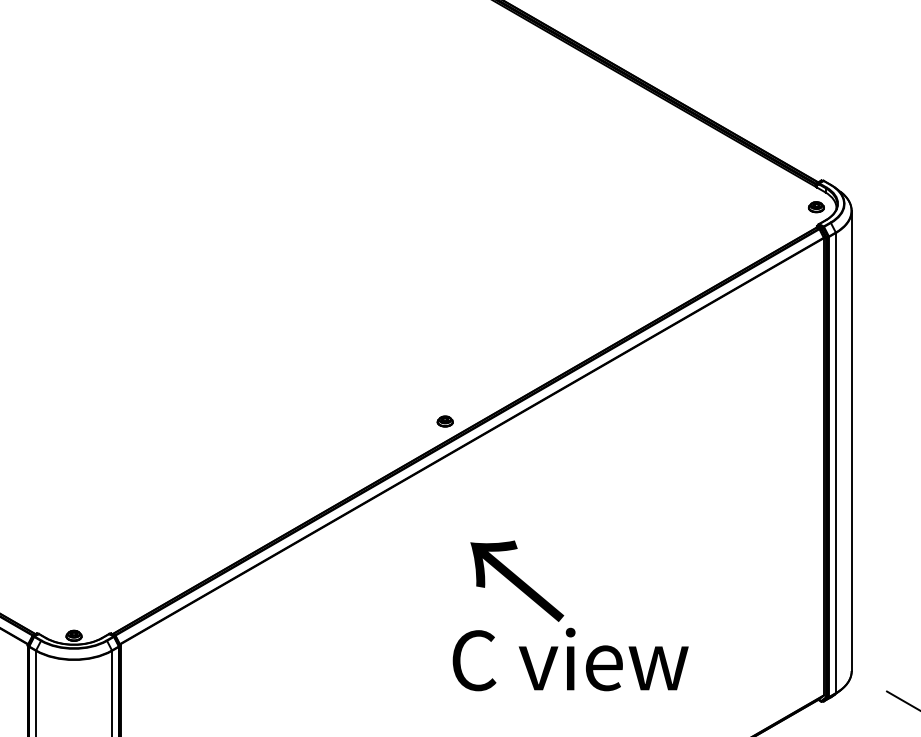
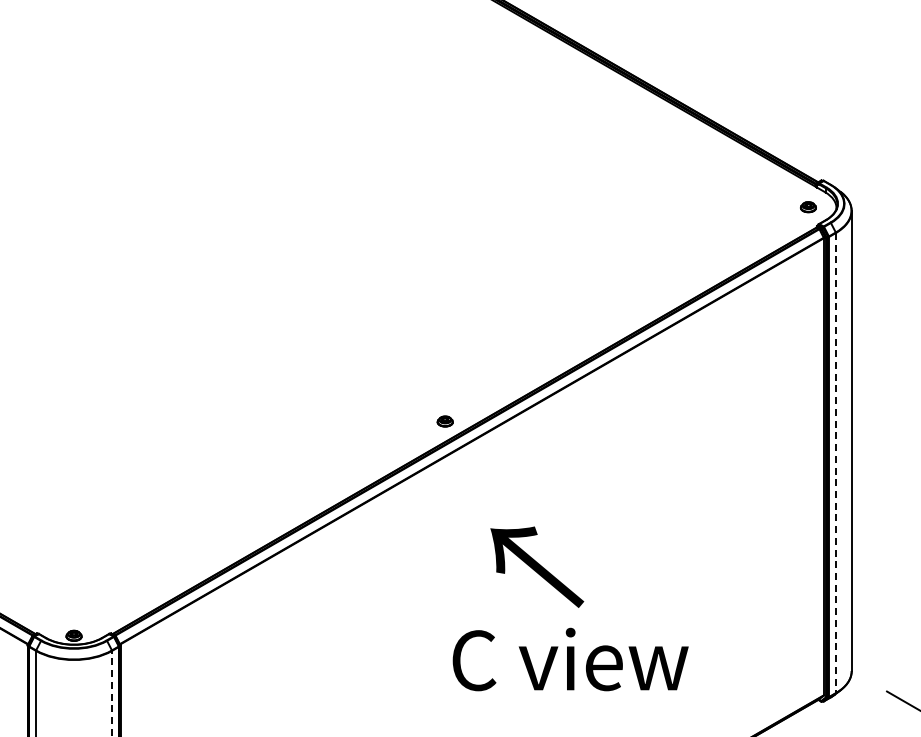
part position: (816, 207) -> (808, 207) (808, 207)
line: solid -> dashed (835, 463)
text position: (517, 580) -> (537, 566) (537, 566)
line: solid -> dashed (112, 693)
